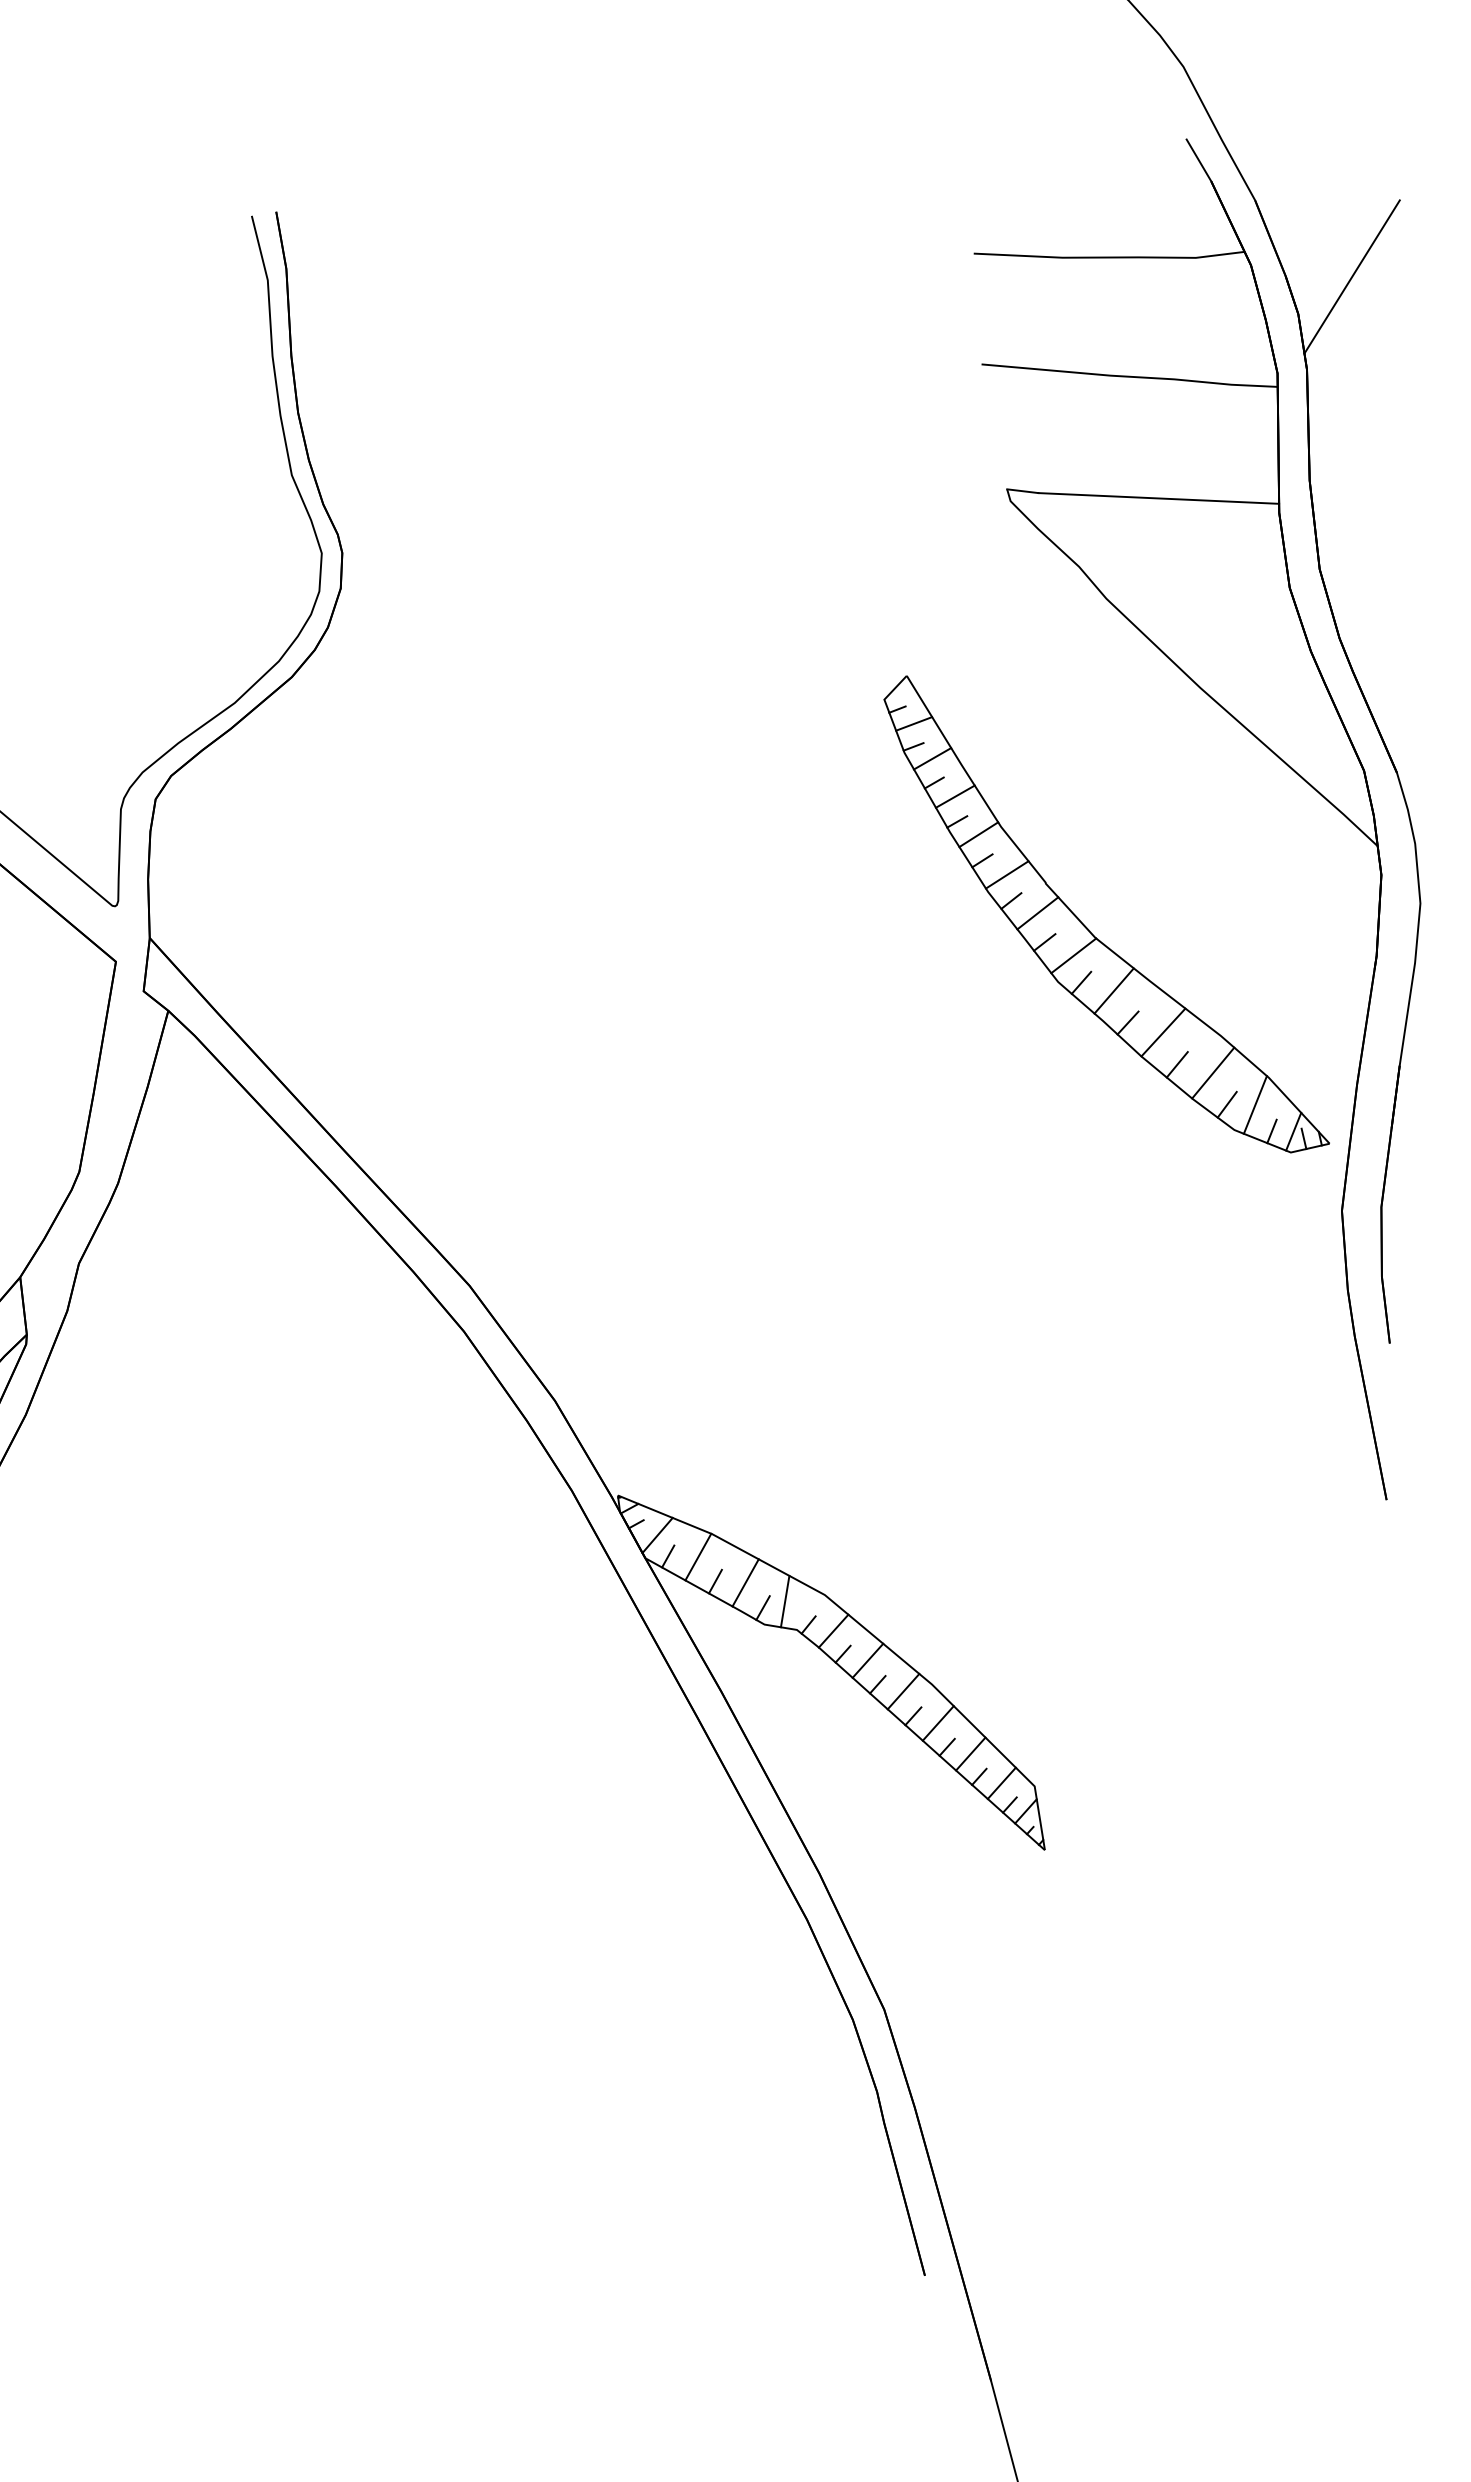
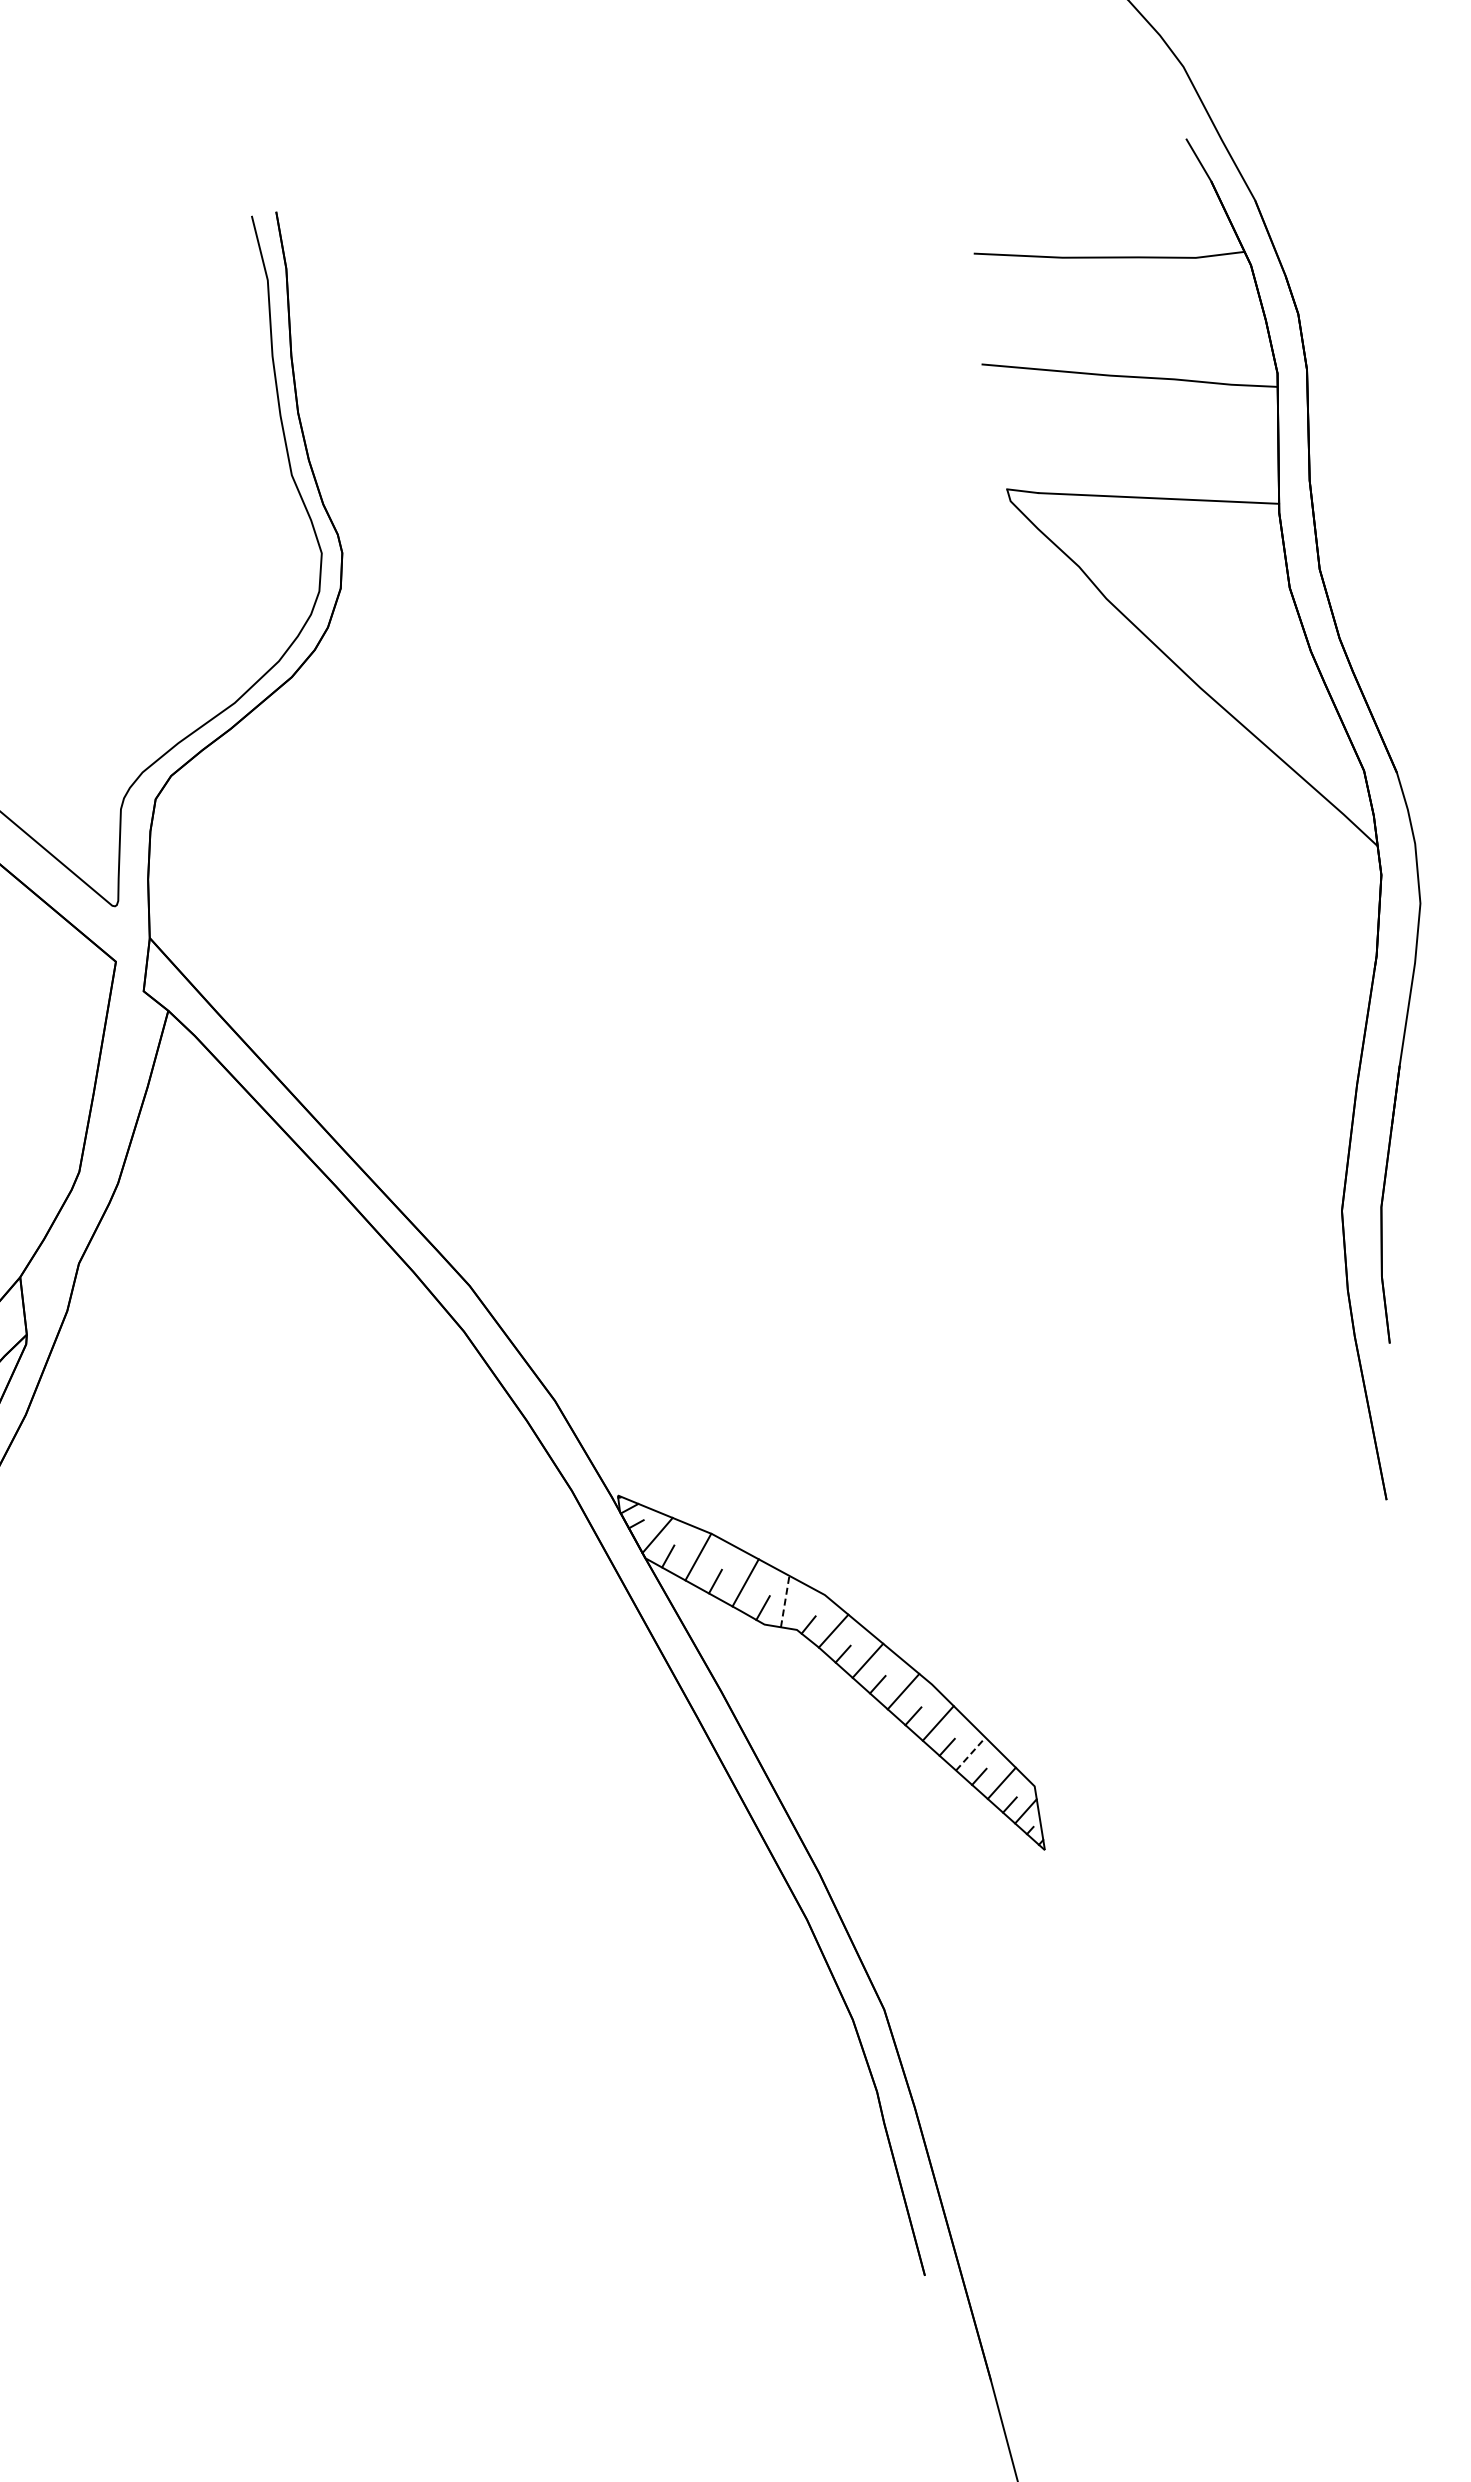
line: present -> none (1351, 276)
part: present -> none (1089, 929)
line: solid -> dashed (785, 1601)
line: solid -> dashed (971, 1753)
